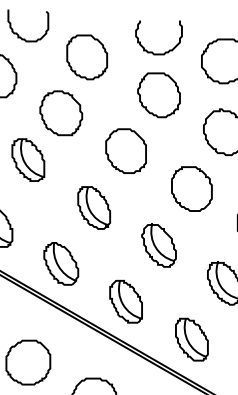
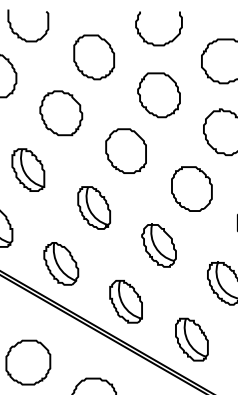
curve position: (152, 51) -> (152, 42) (152, 42)
part position: (86, 57) -> (93, 57) (93, 57)
part position: (28, 159) -> (28, 169) (28, 169)
